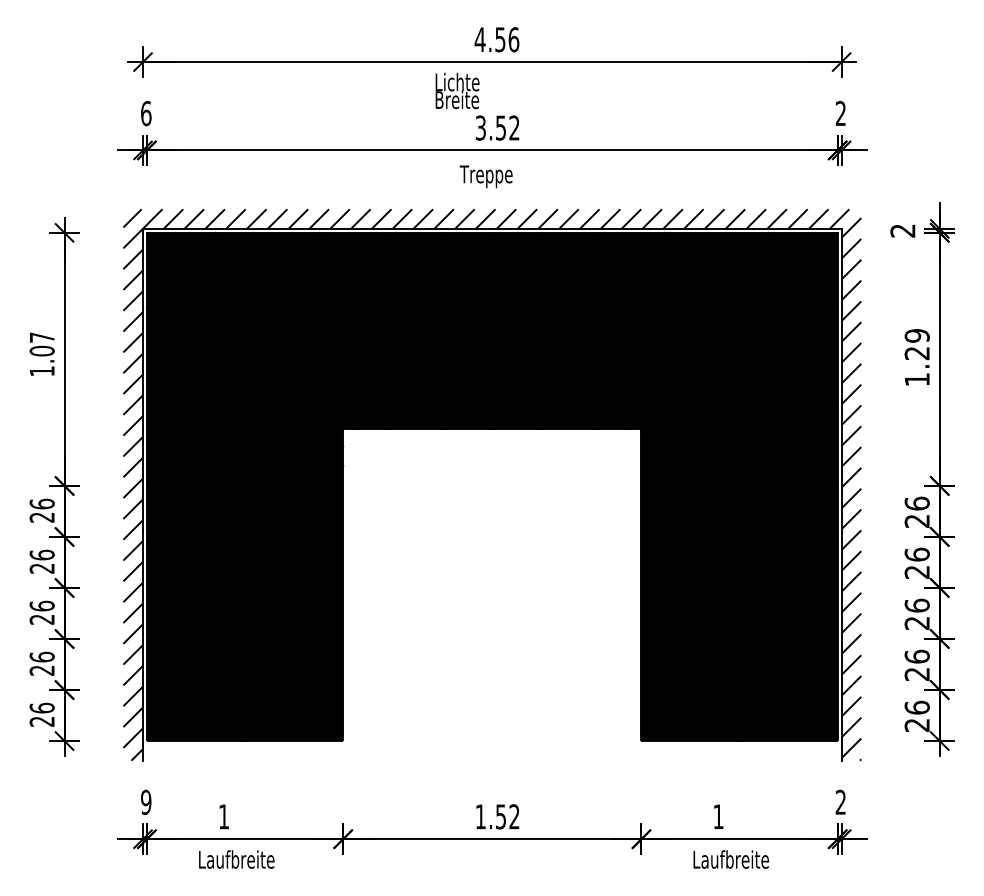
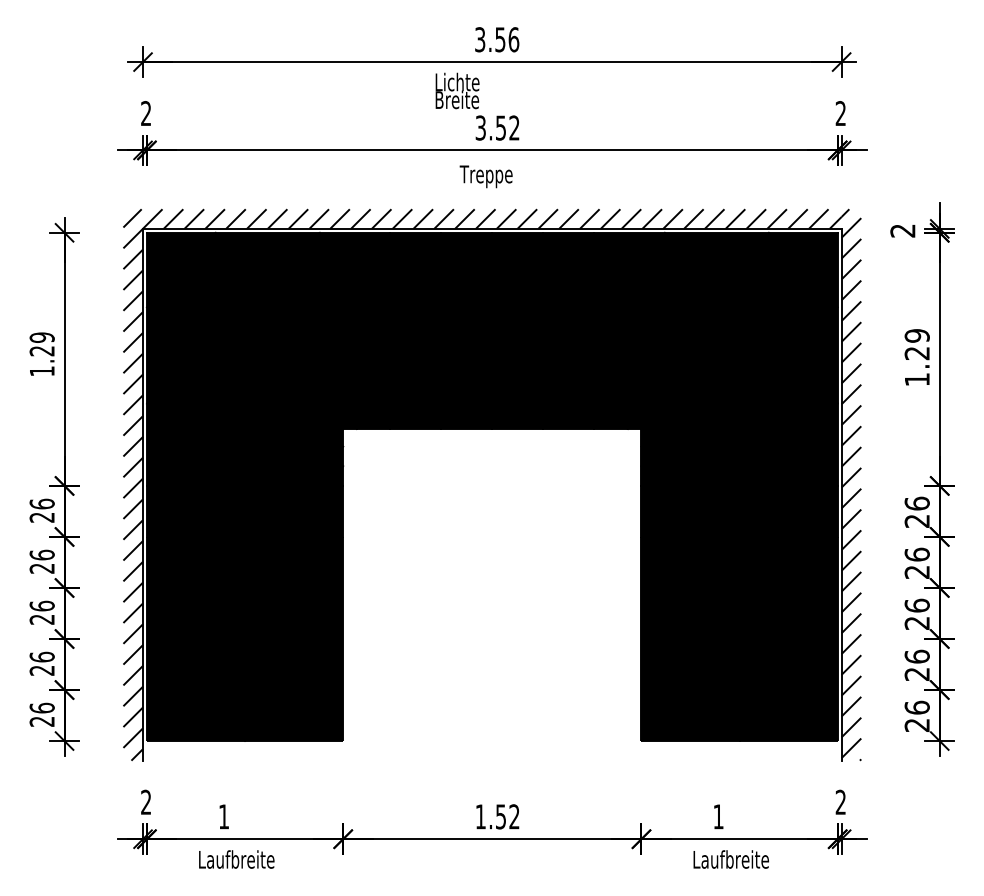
text: 4.56 -> 3.56 (479, 39)
text: 6 -> 2 (146, 113)
text: 1.07 -> 1.29 (41, 344)
text: 9 -> 2 (146, 801)
